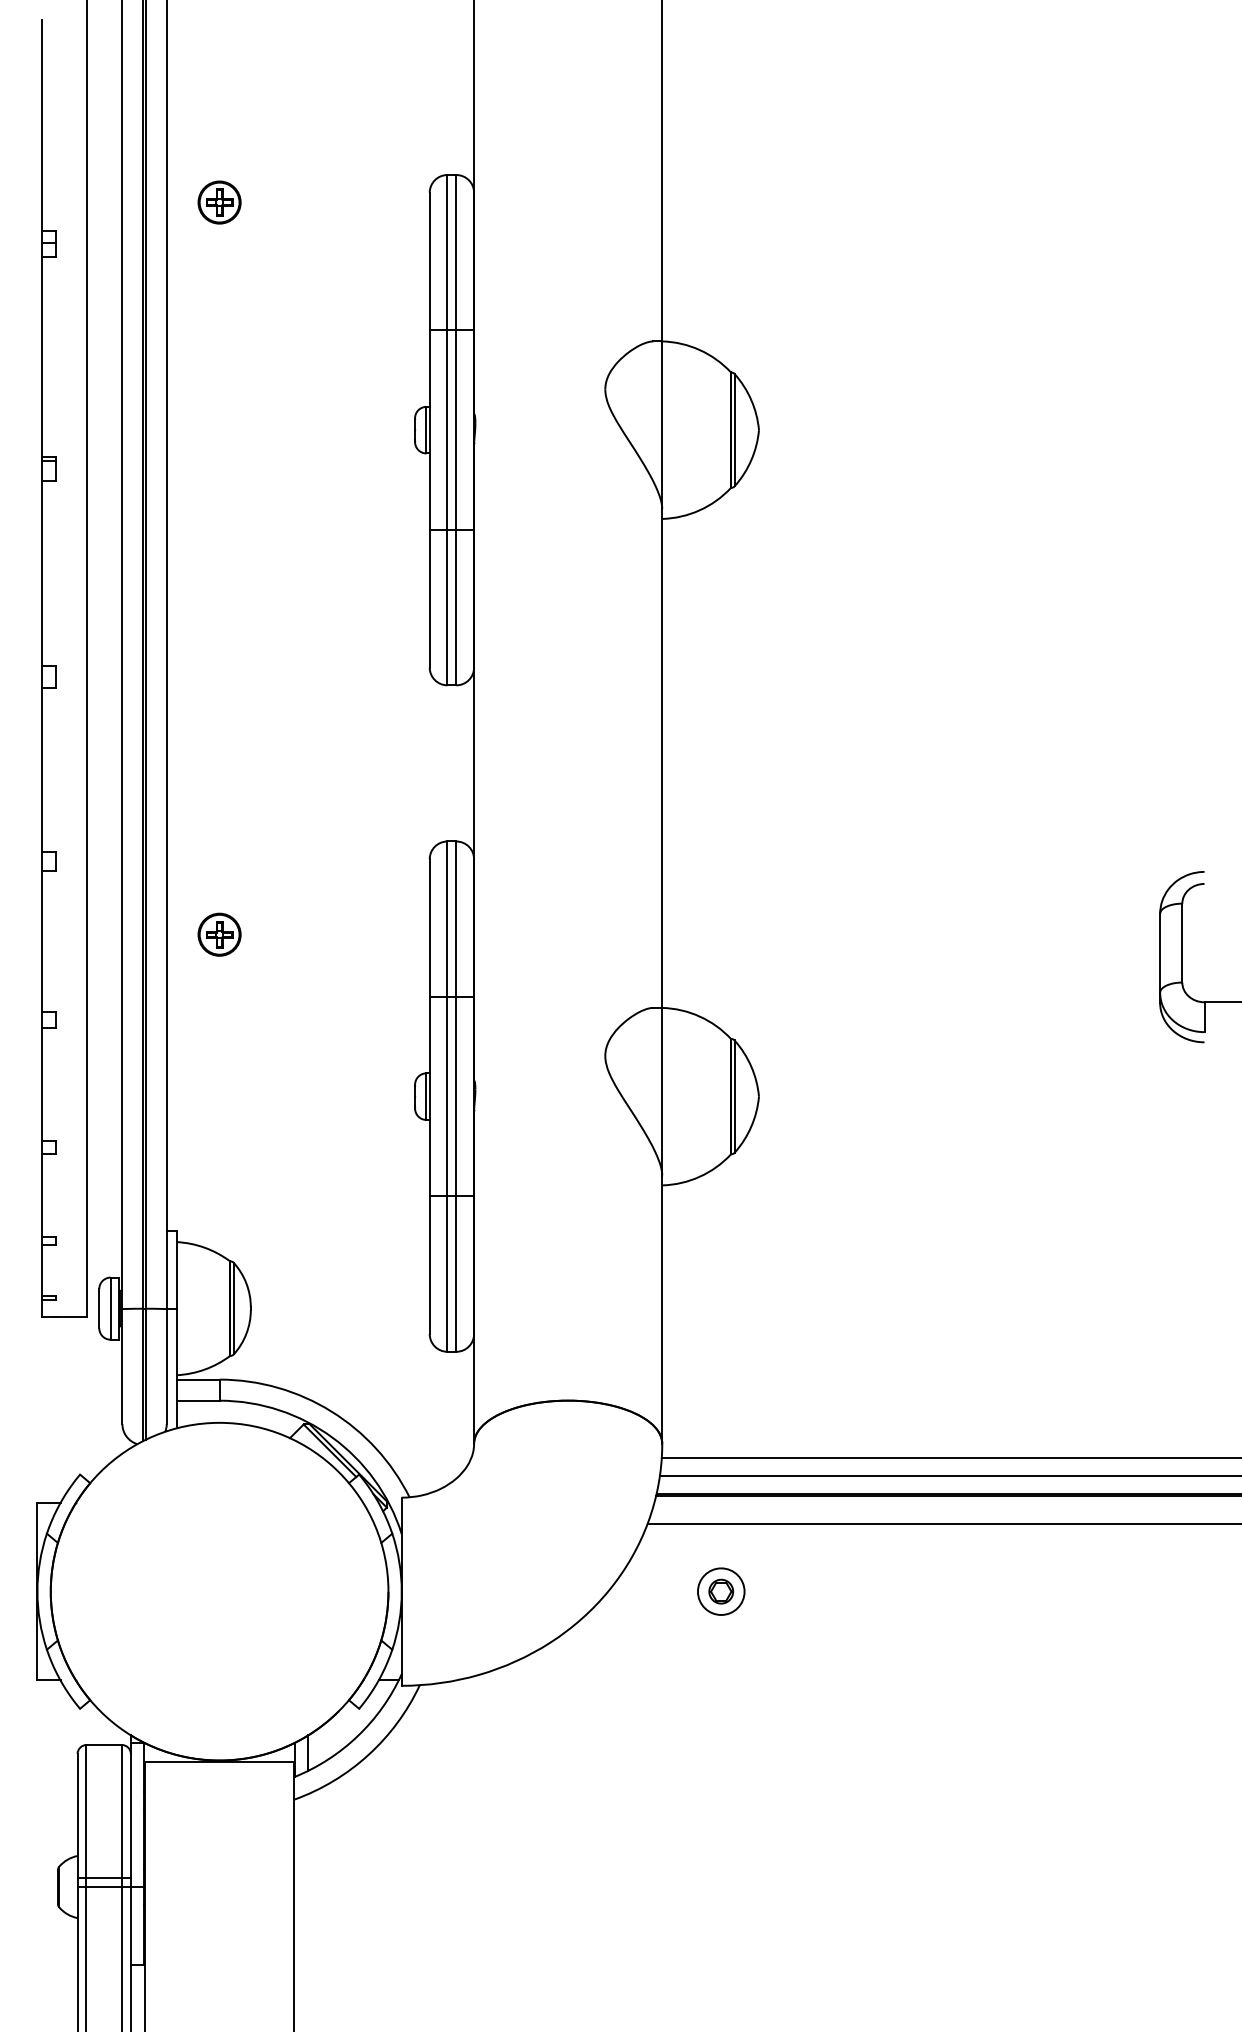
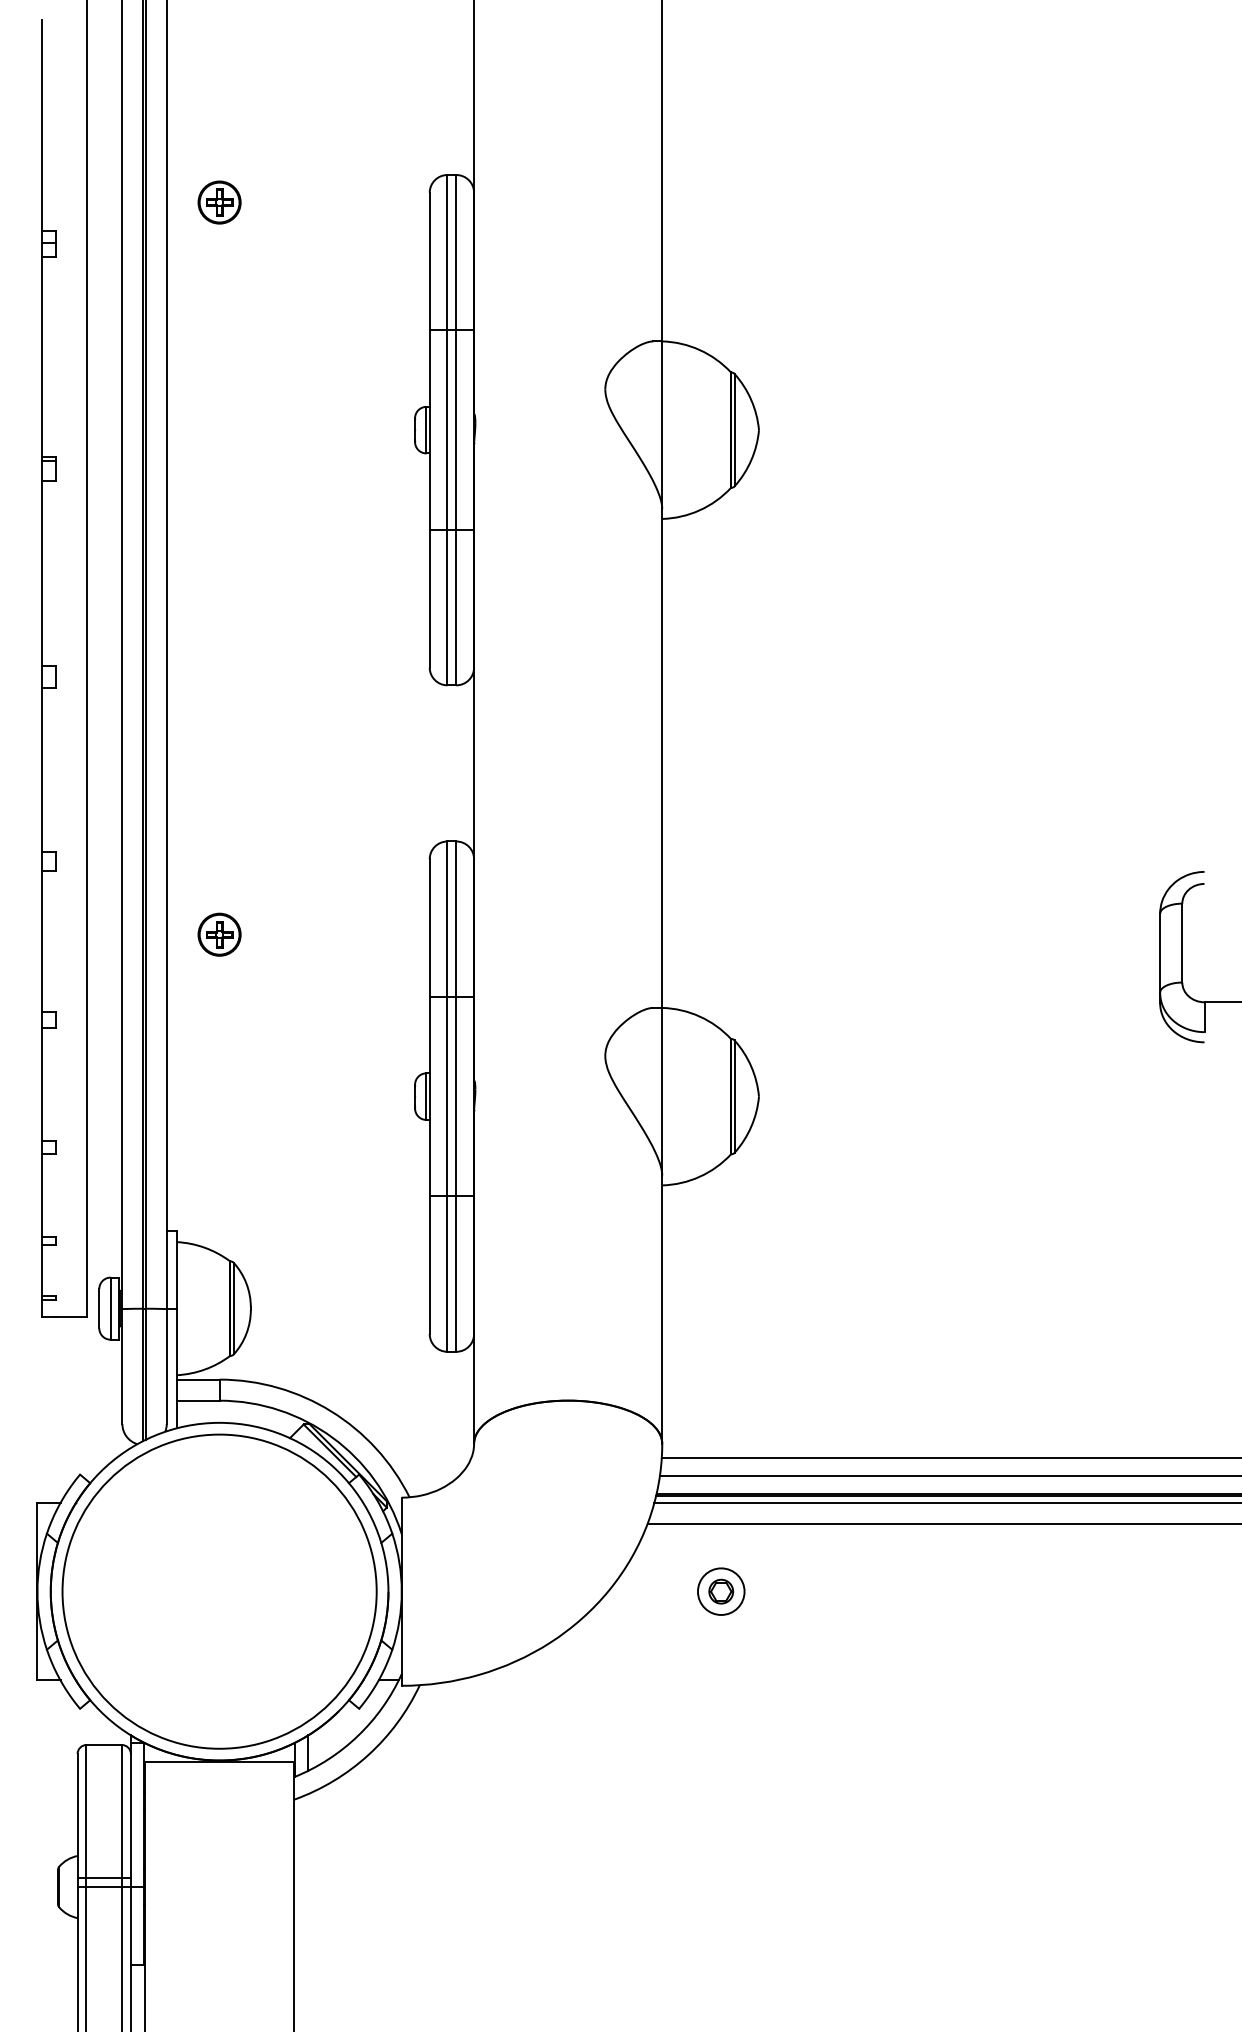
line: none -> present (946, 1502)
circle: none -> present (219, 1591)
